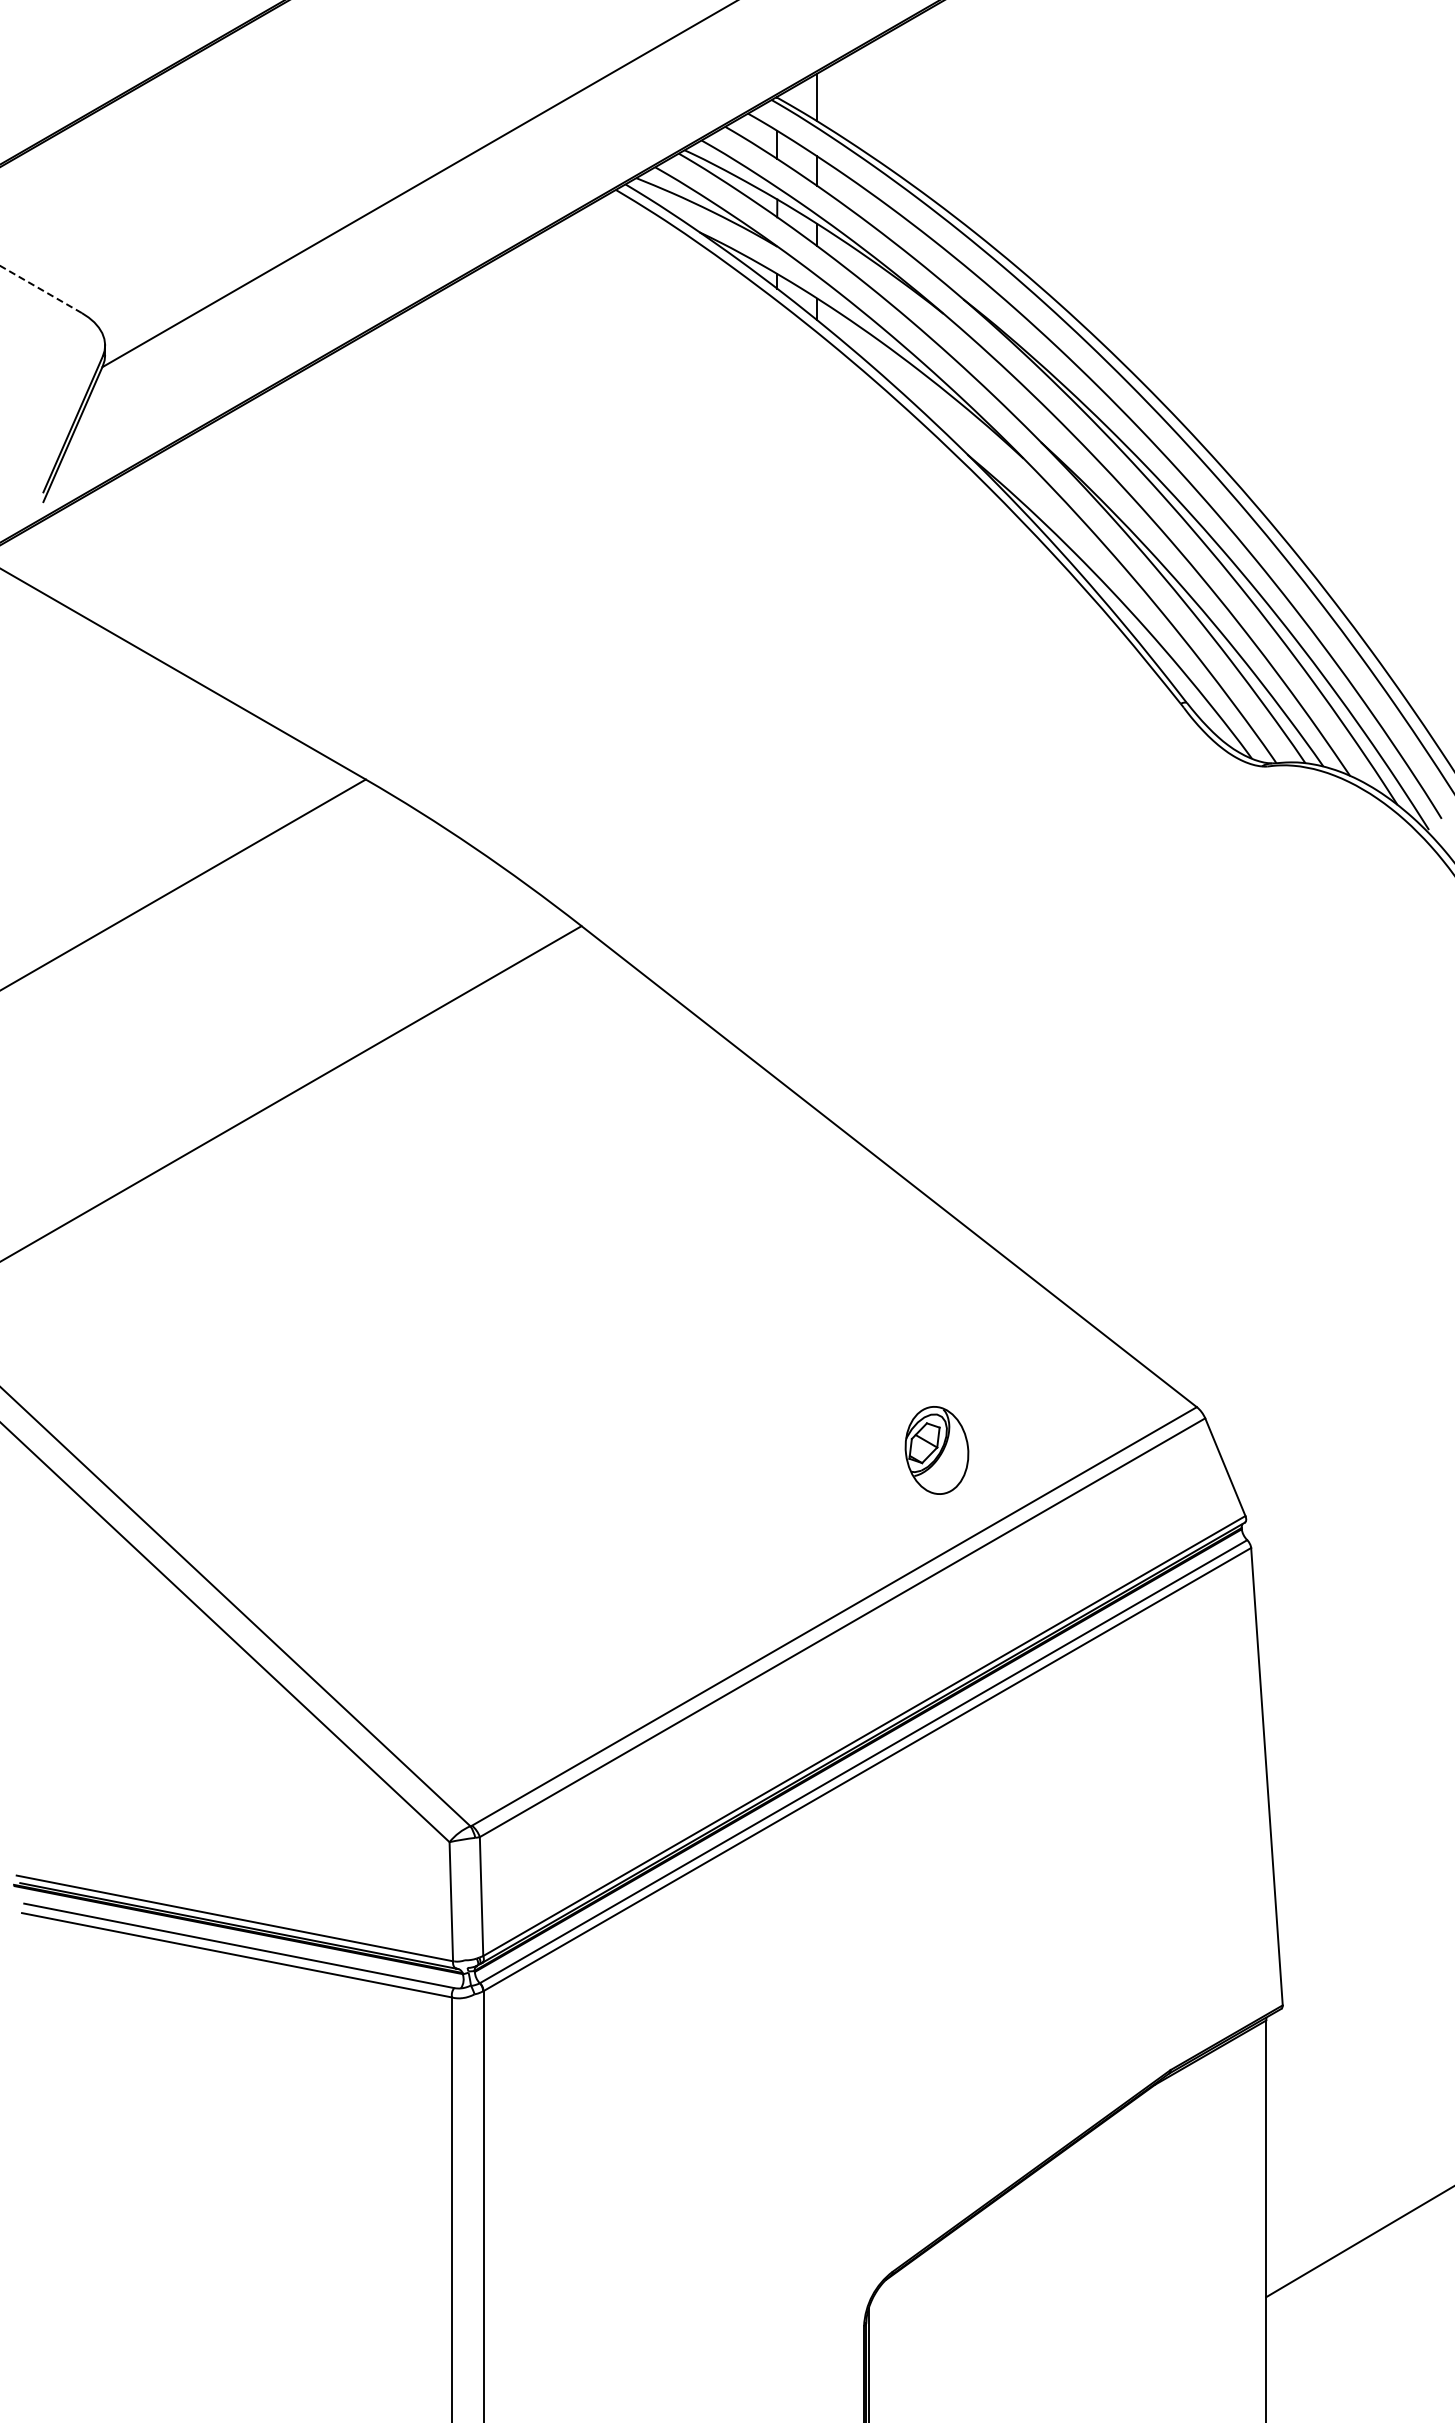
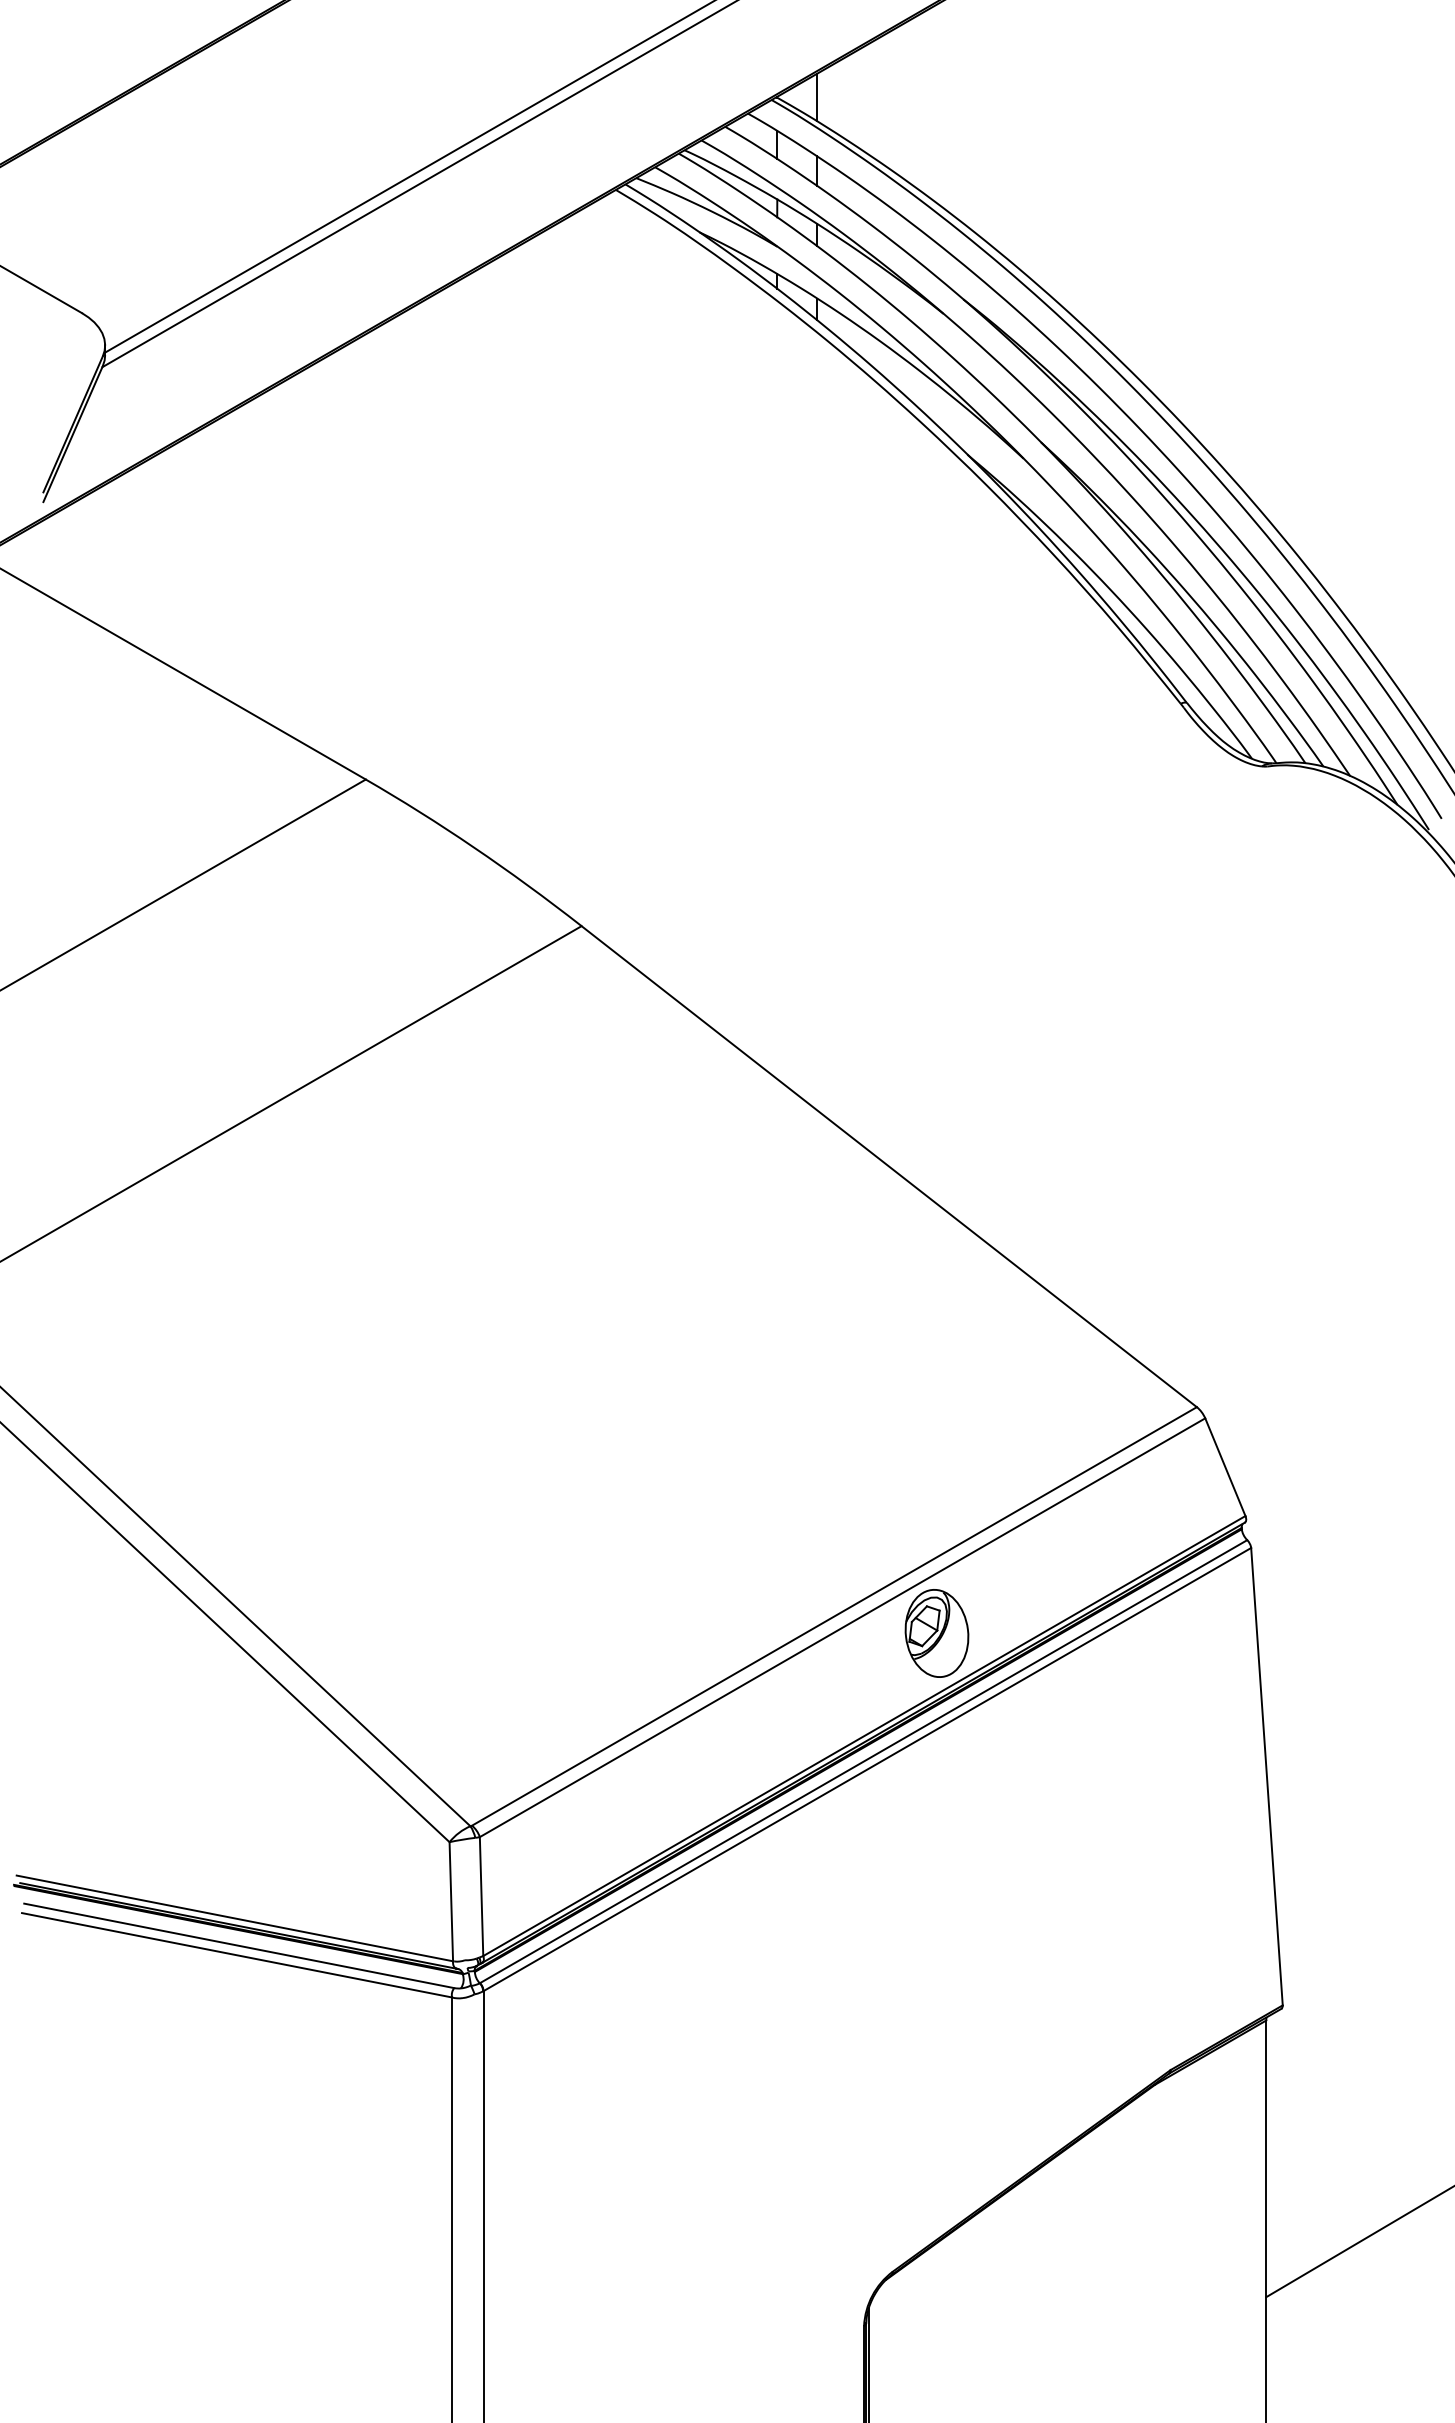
line: none -> present (408, 177)
line: dashed -> solid (41, 289)
part position: (936, 1450) -> (936, 1633) (936, 1633)
